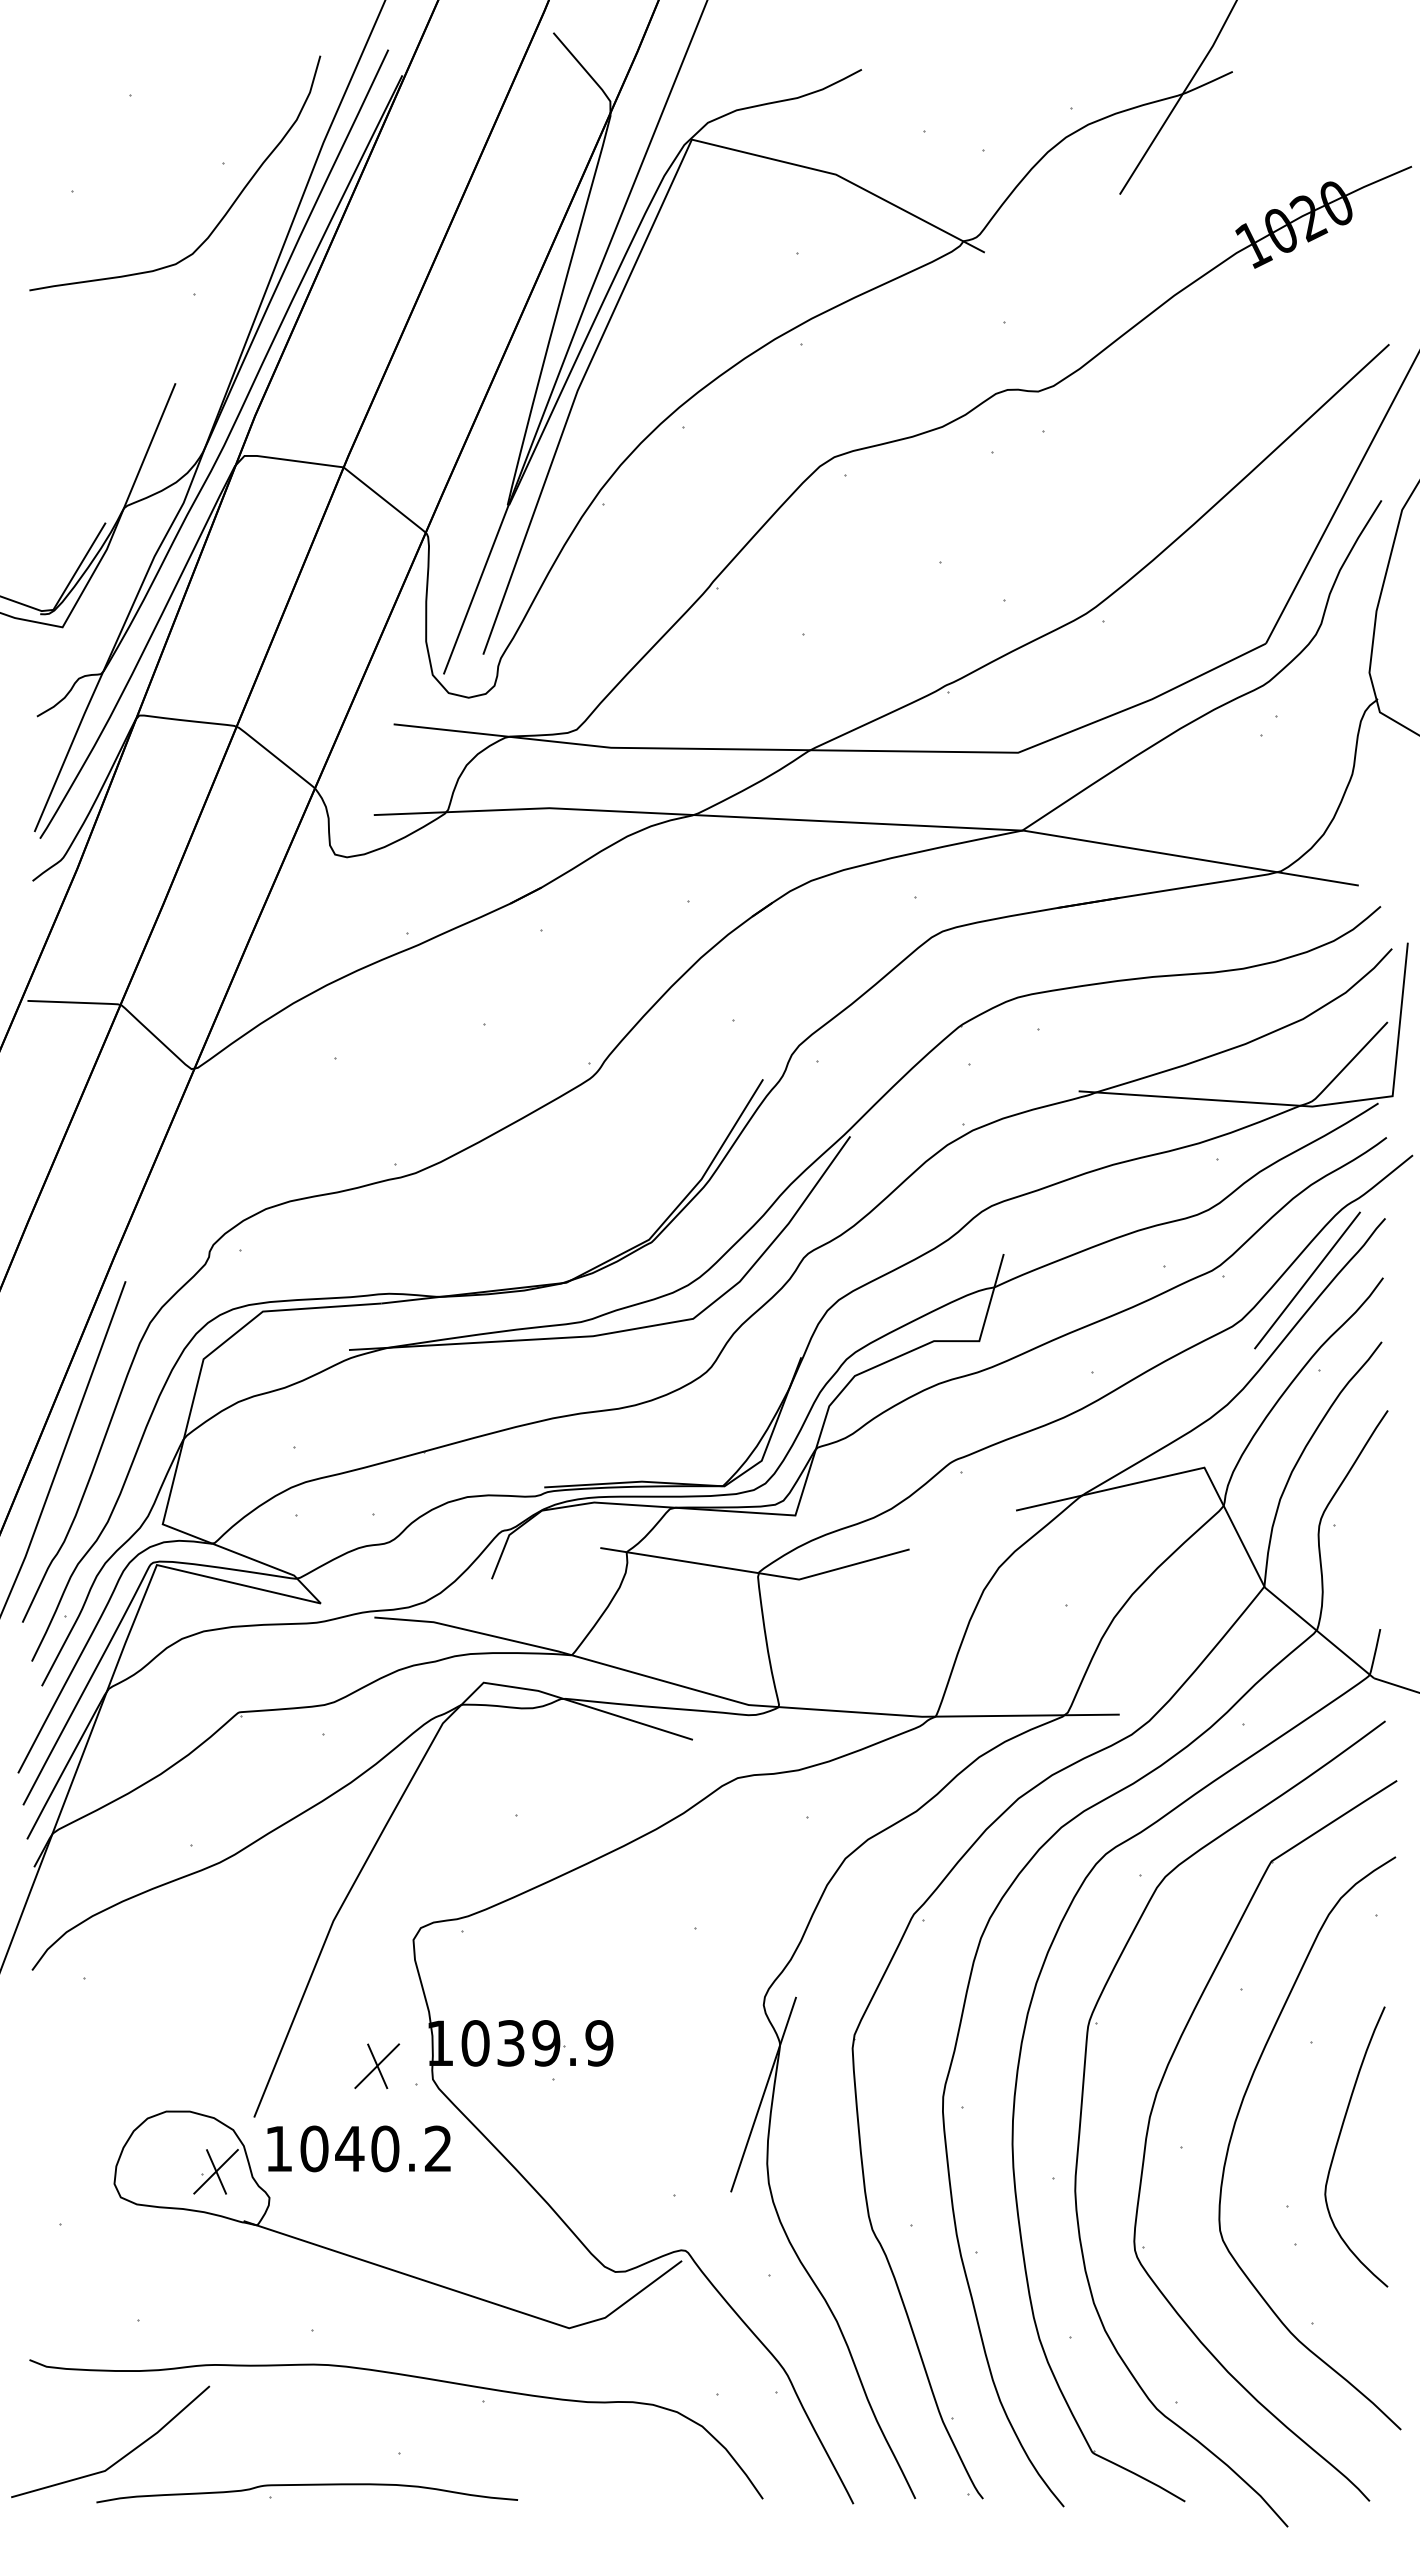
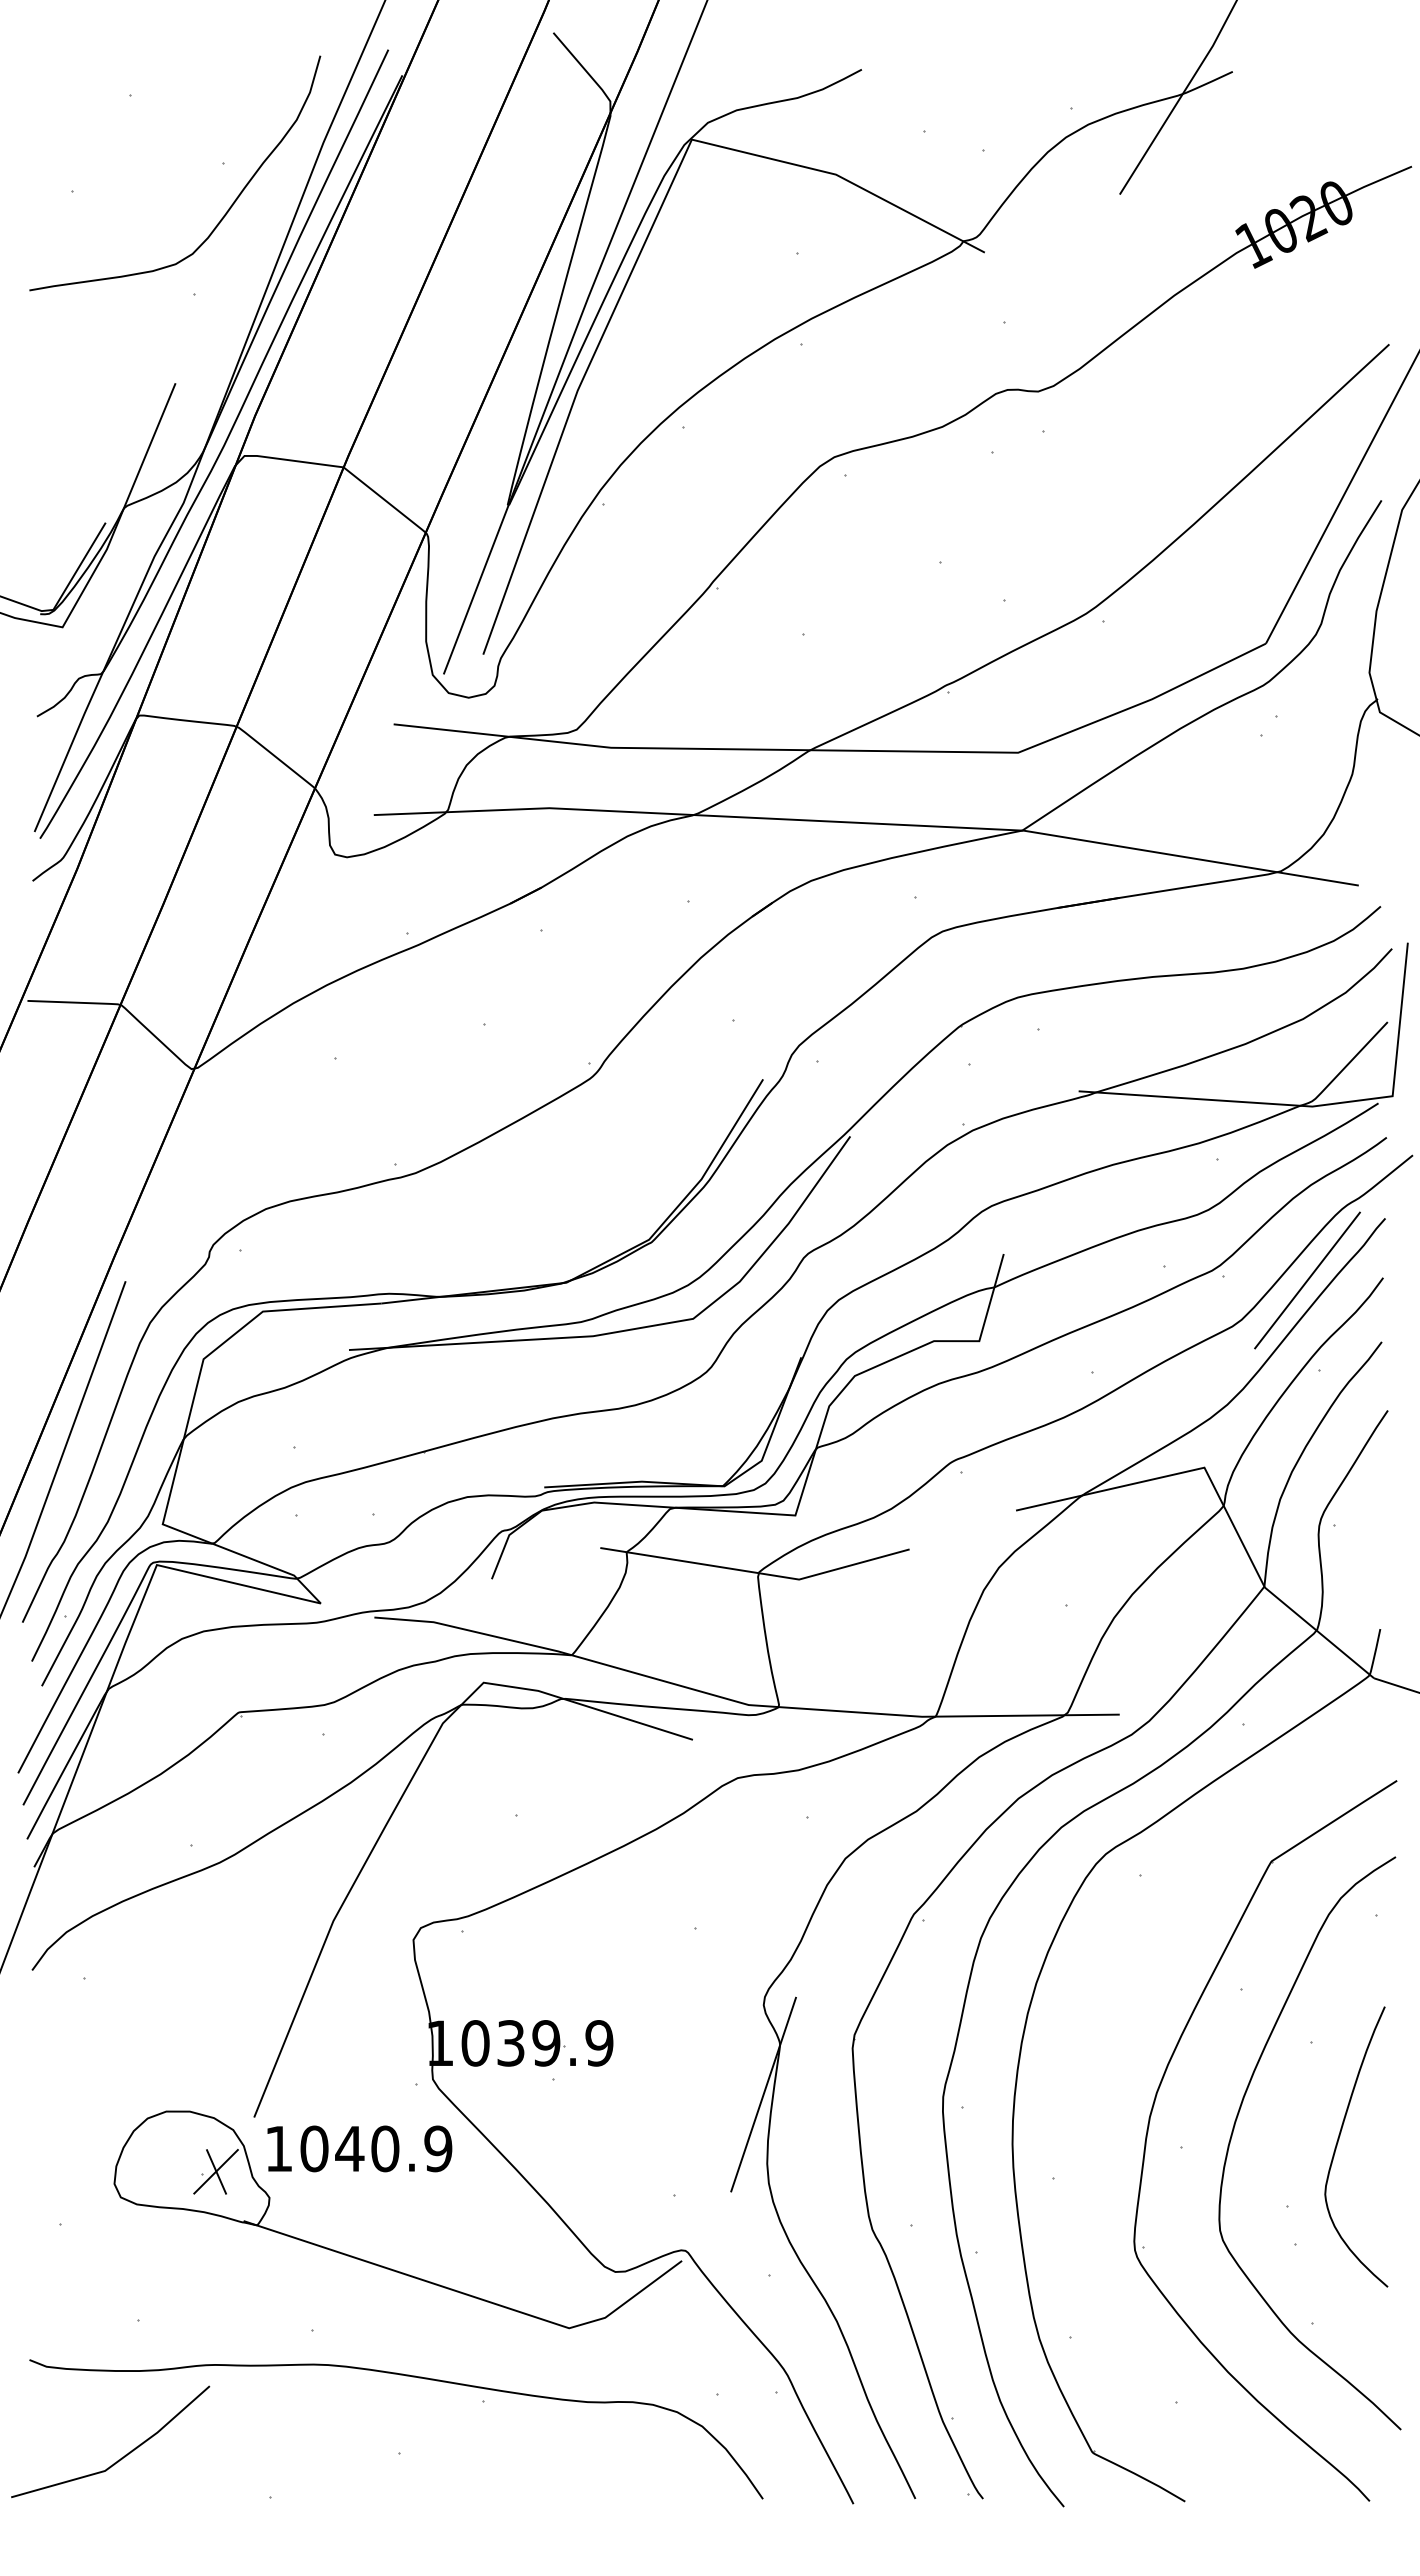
part: present -> none (377, 2066)
part: present -> none (1082, 2110)
text: 1040.2 -> 1040.9 (438, 2148)
curve: present -> none (306, 2485)
